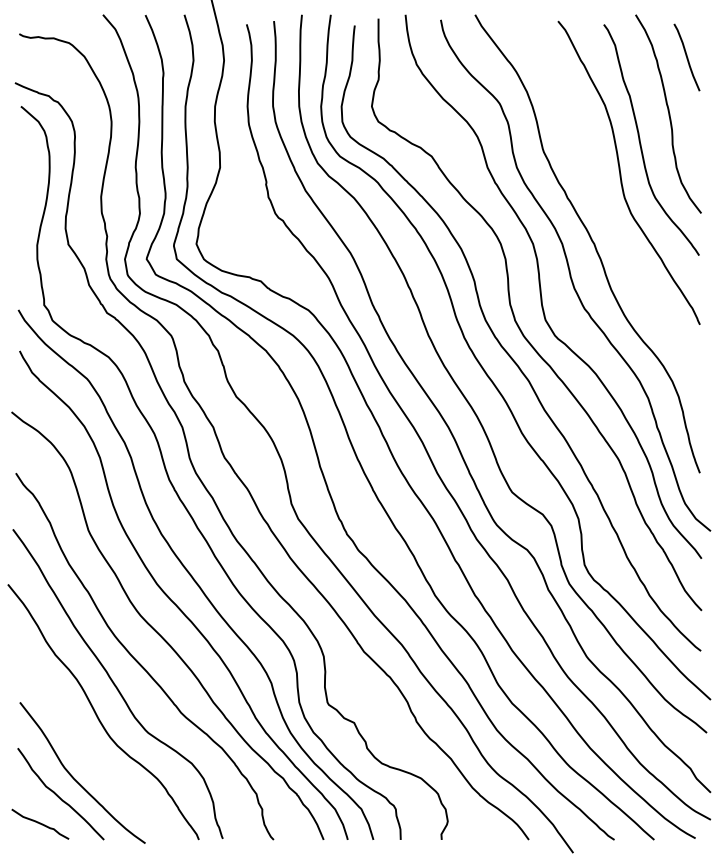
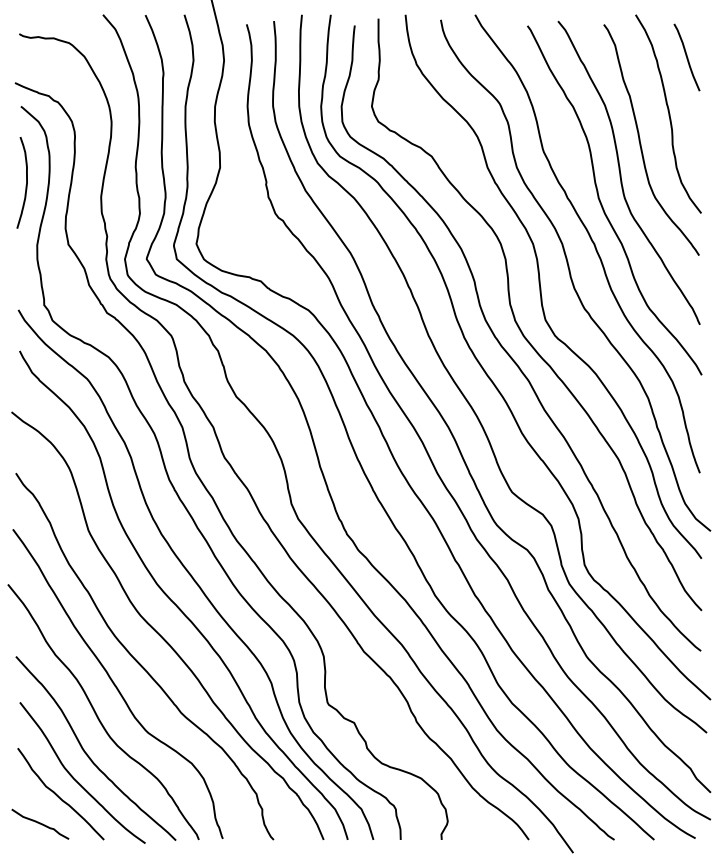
curve: none -> present (26, 182)
curve: none -> present (602, 204)
curve: none -> present (87, 753)
